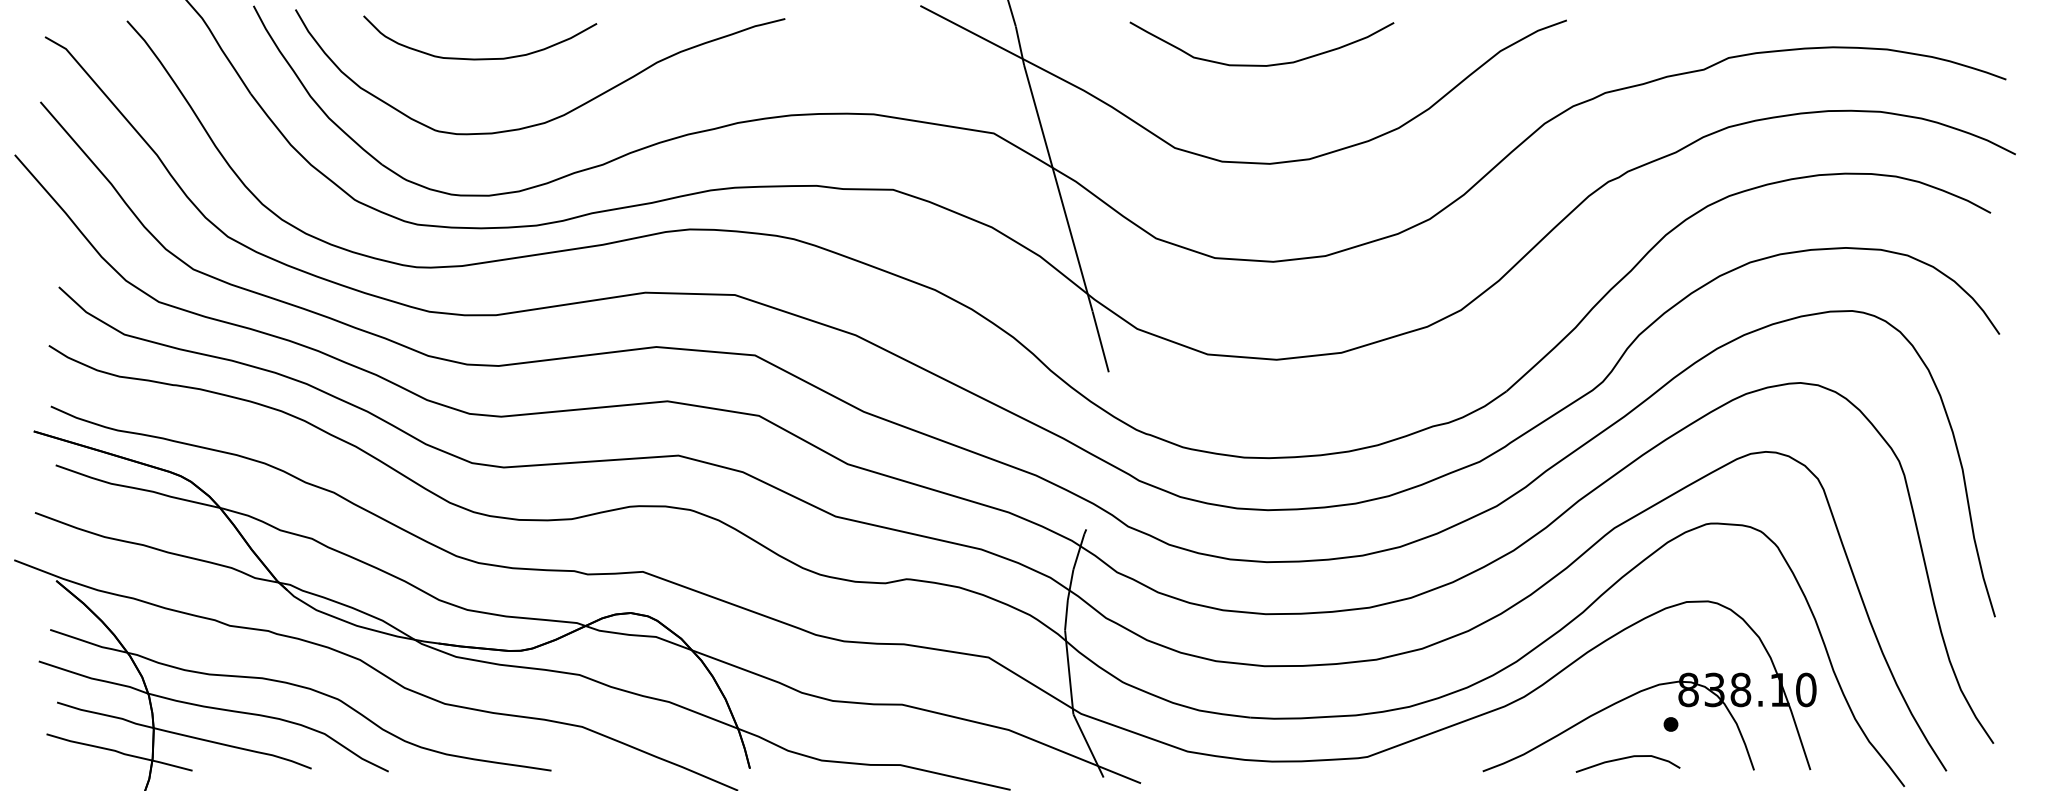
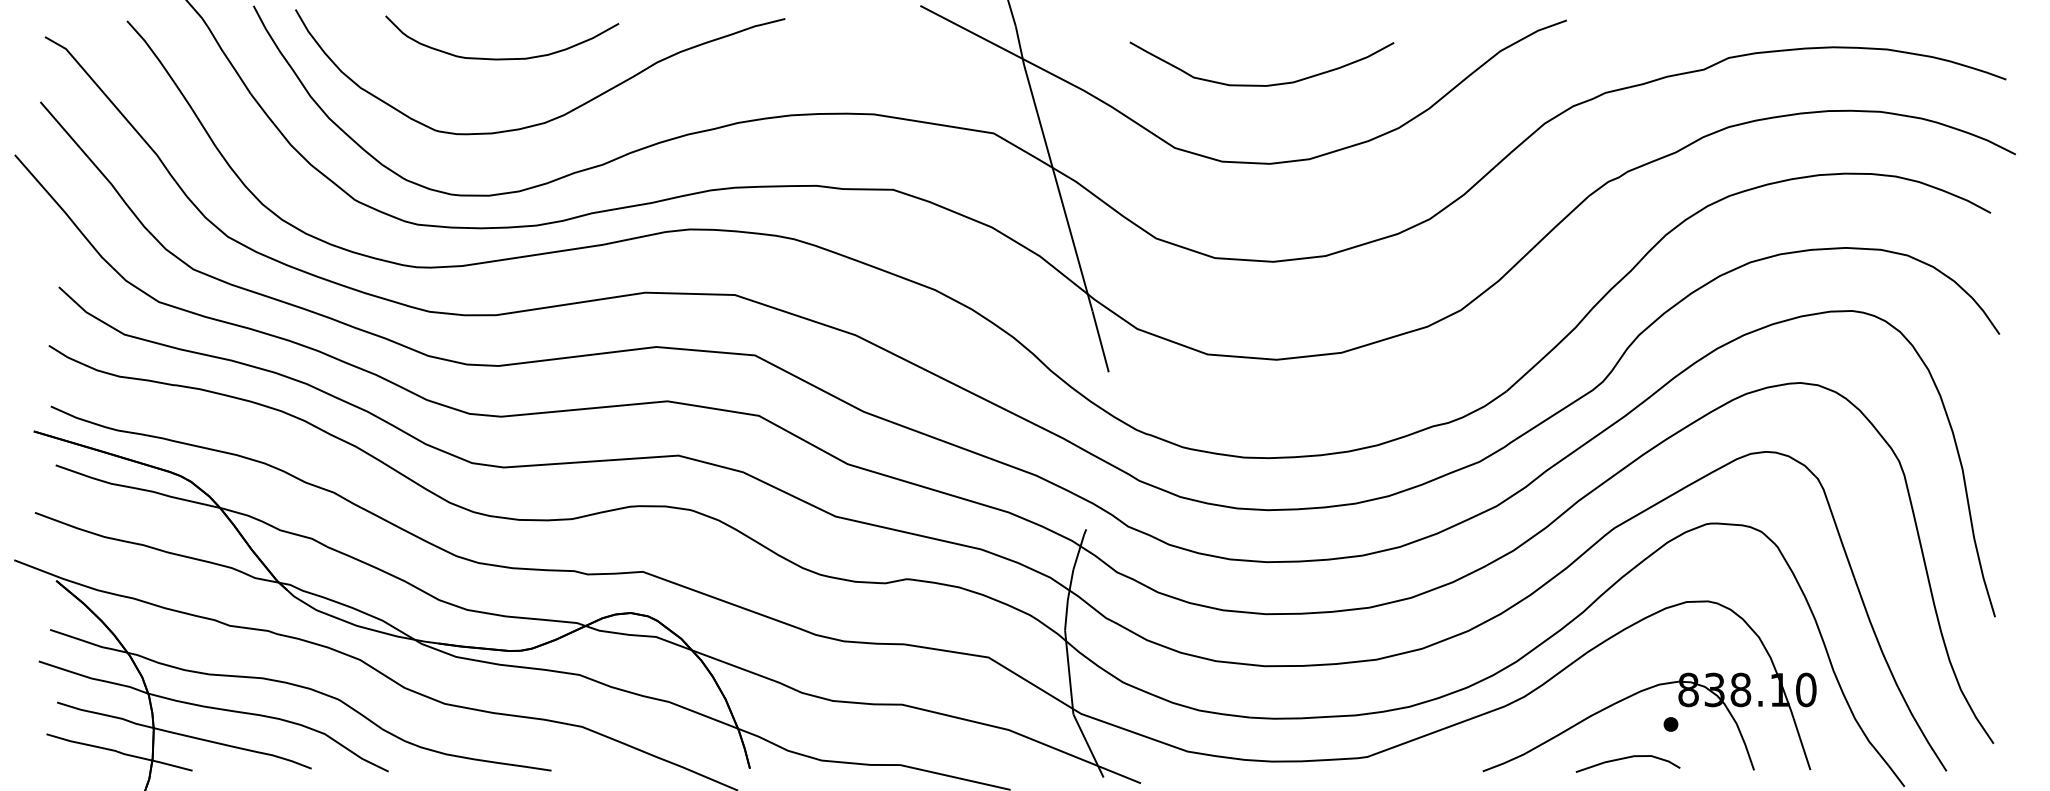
curve position: (480, 58) -> (502, 58) (502, 58)
curve position: (1259, 64) -> (1259, 84) (1259, 84)
